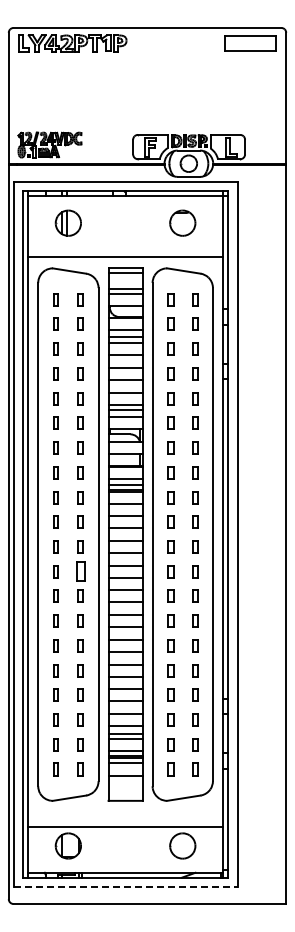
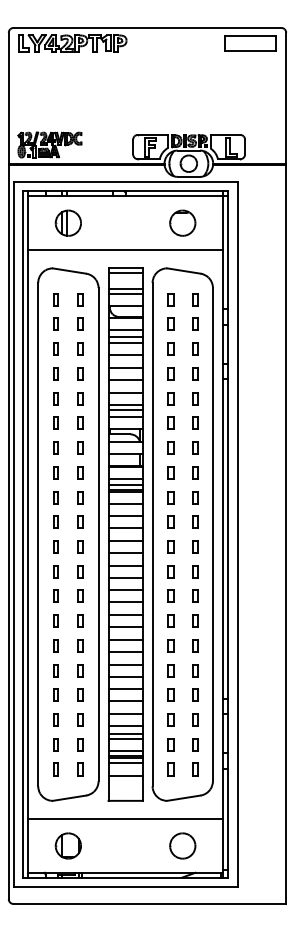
line position: (125, 257) -> (125, 250) (125, 250)
part size: 10x21 px -> 7x14 px (80, 571)
line position: (125, 827) -> (125, 819) (125, 819)
line: dashed -> solid (125, 887)
